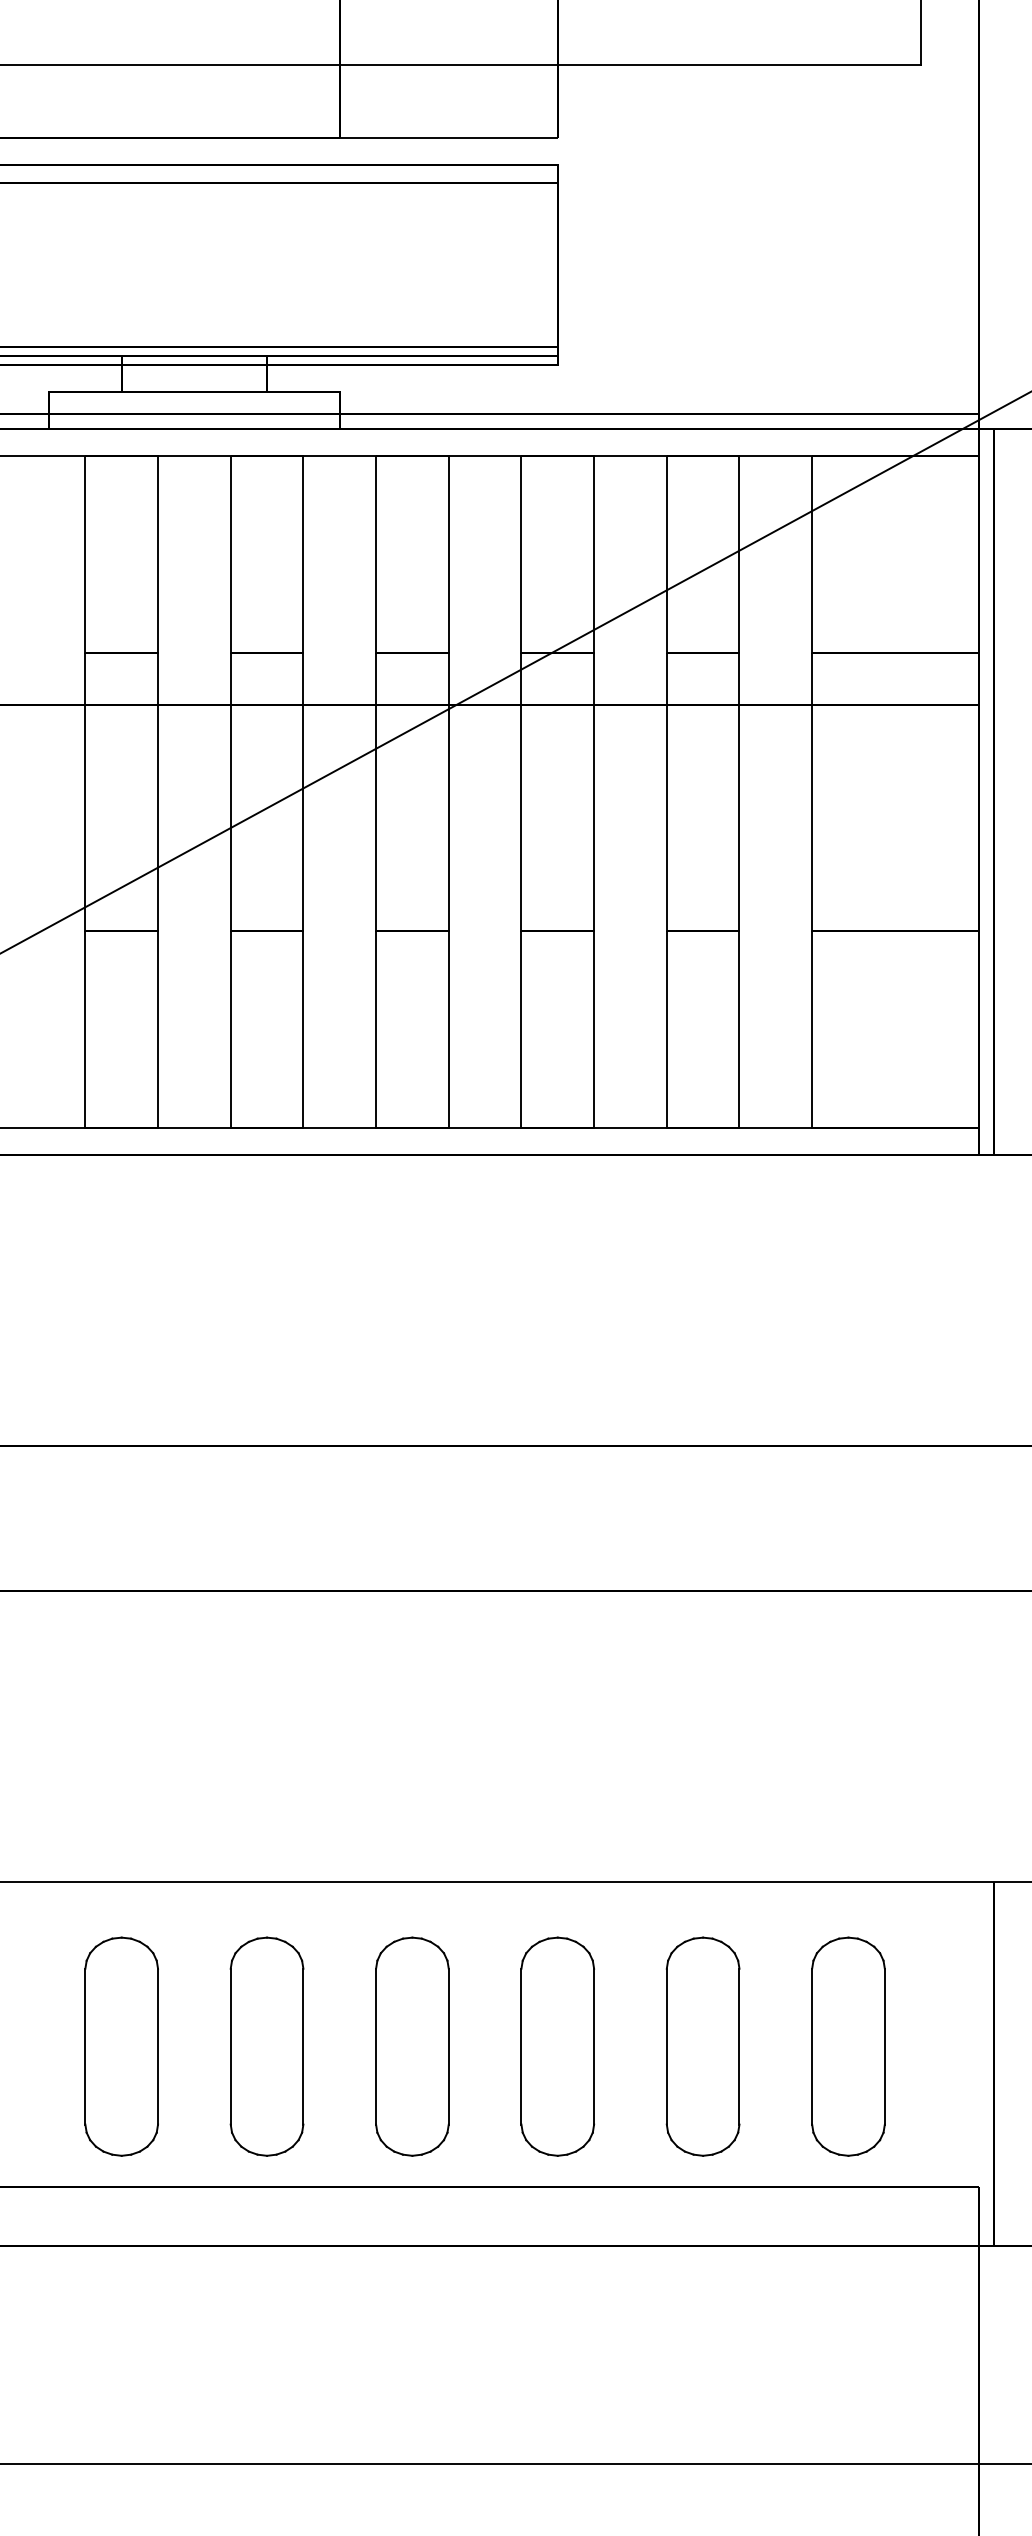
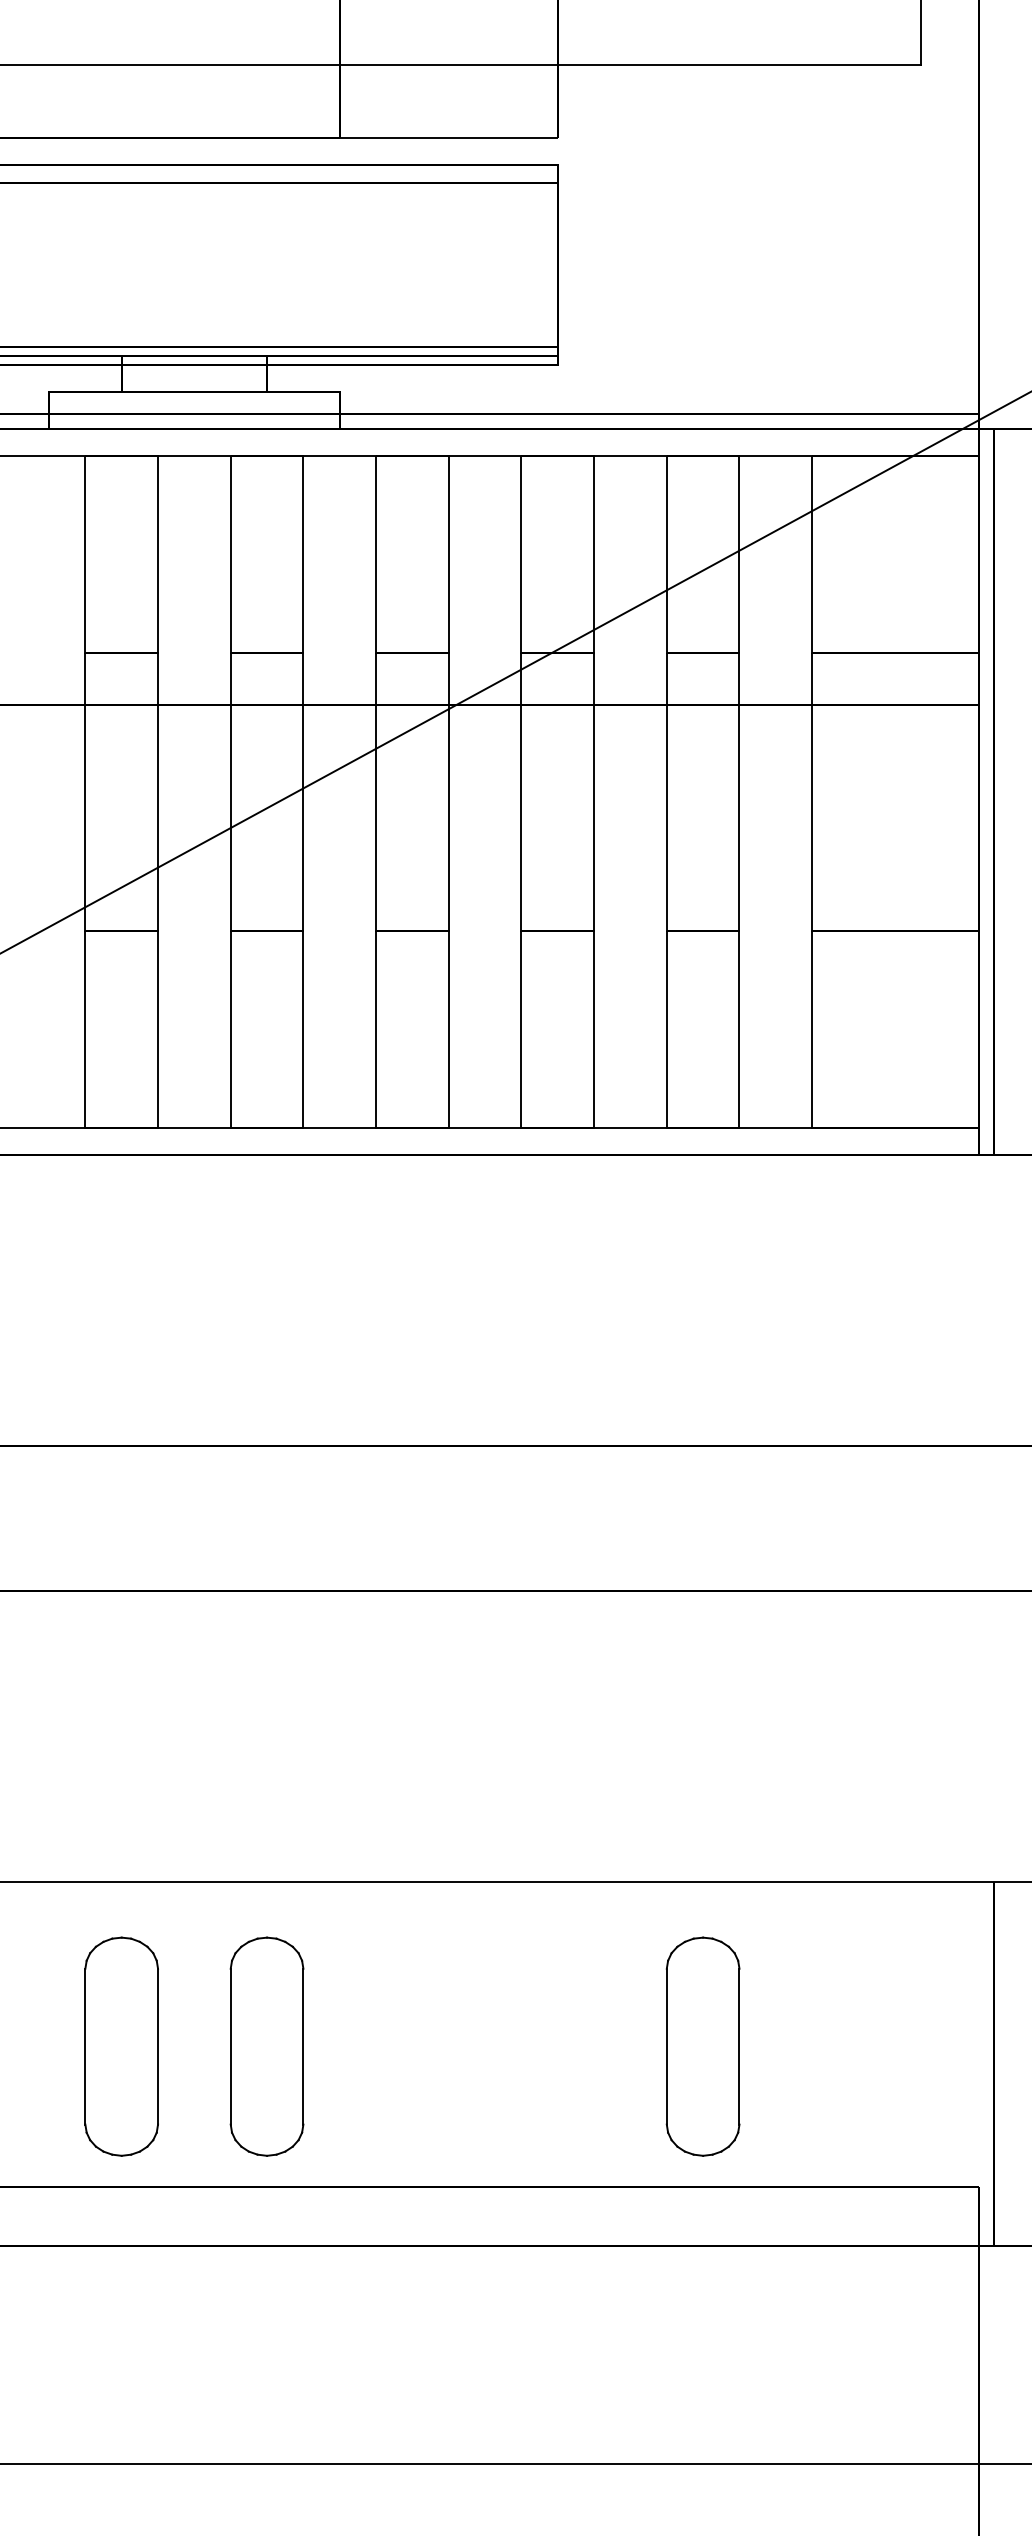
part: present -> none (412, 2046)
part: present -> none (557, 2046)
part: present -> none (848, 2046)
